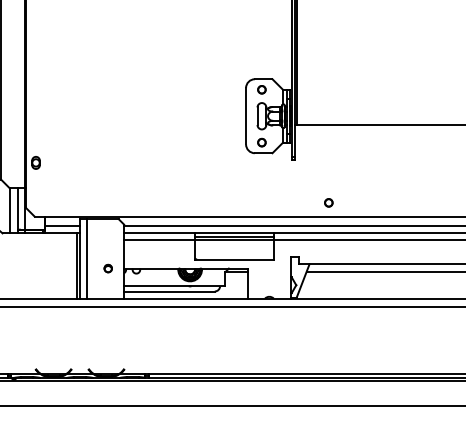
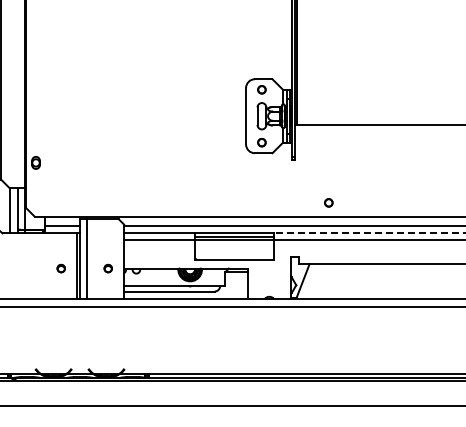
line: solid -> dashed (369, 233)
part: none -> present (60, 268)
line: present -> none (384, 272)
